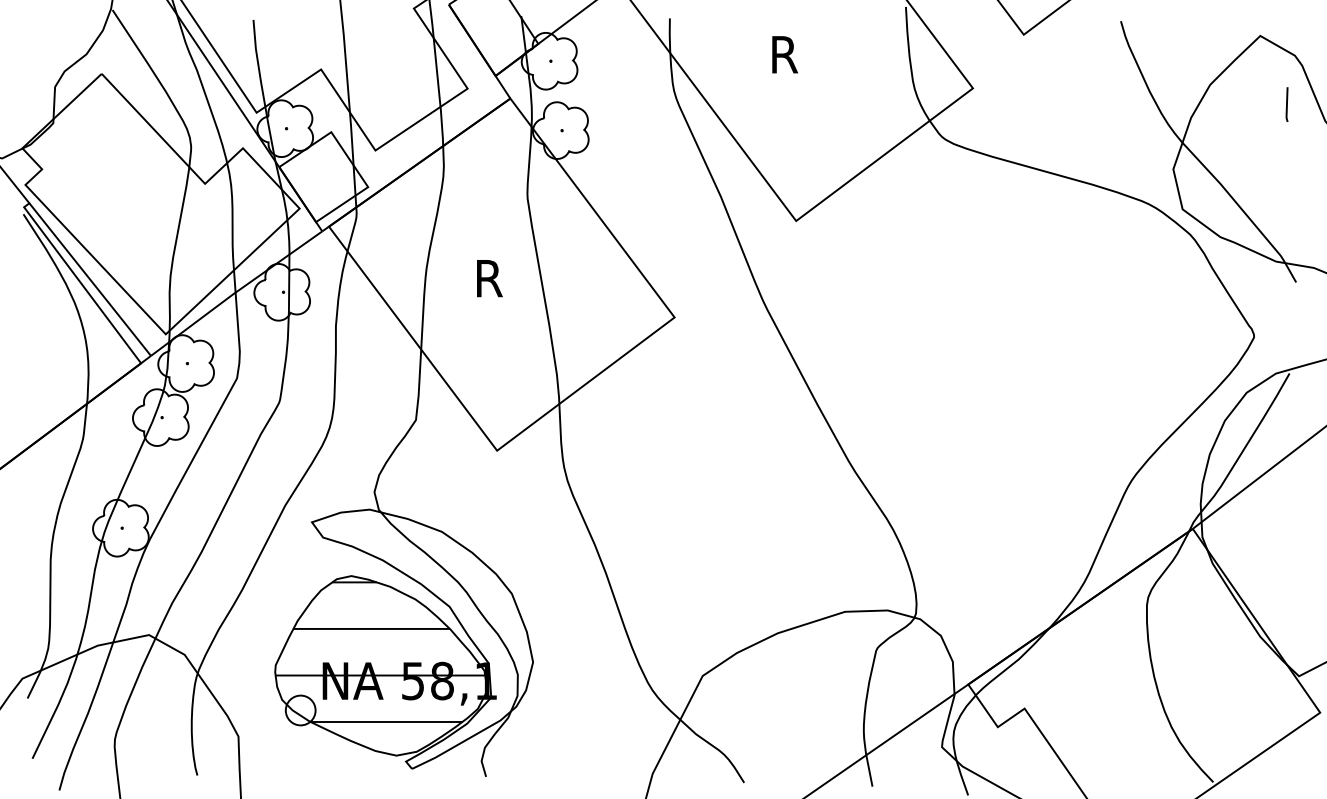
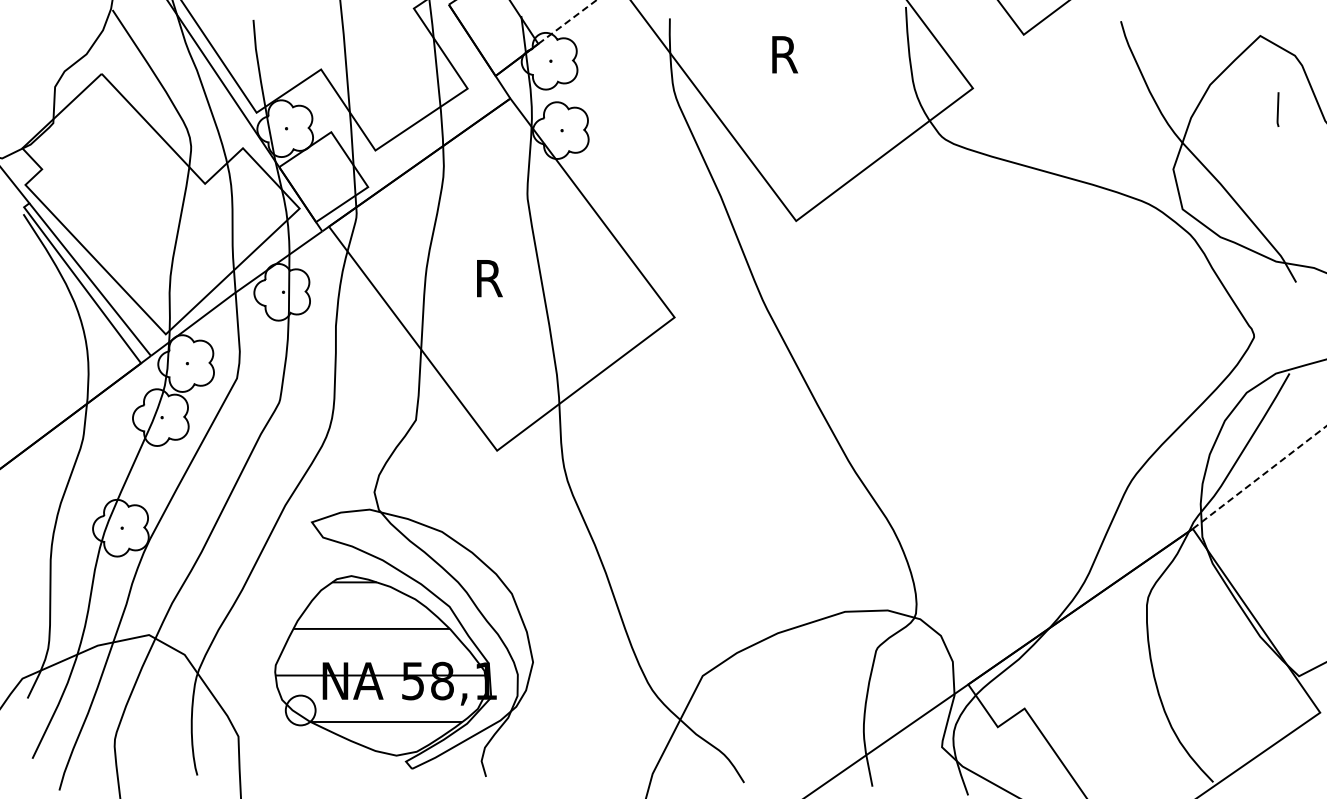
line: solid -> dashed (567, 21)
line position: (1286, 104) -> (1277, 109) (1277, 109)
line: solid -> dashed (1260, 477)
